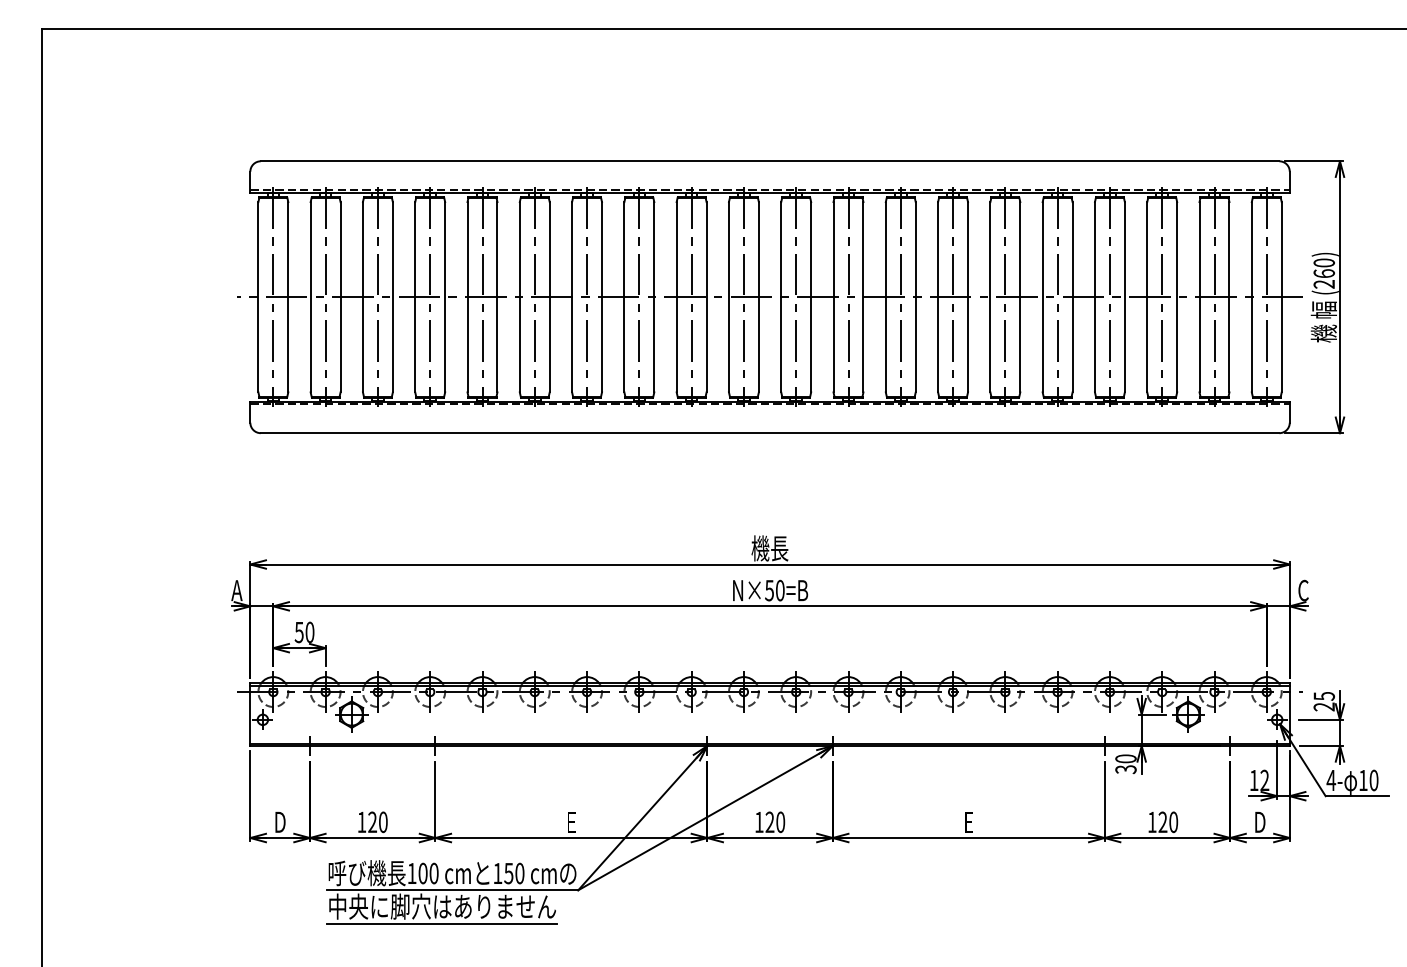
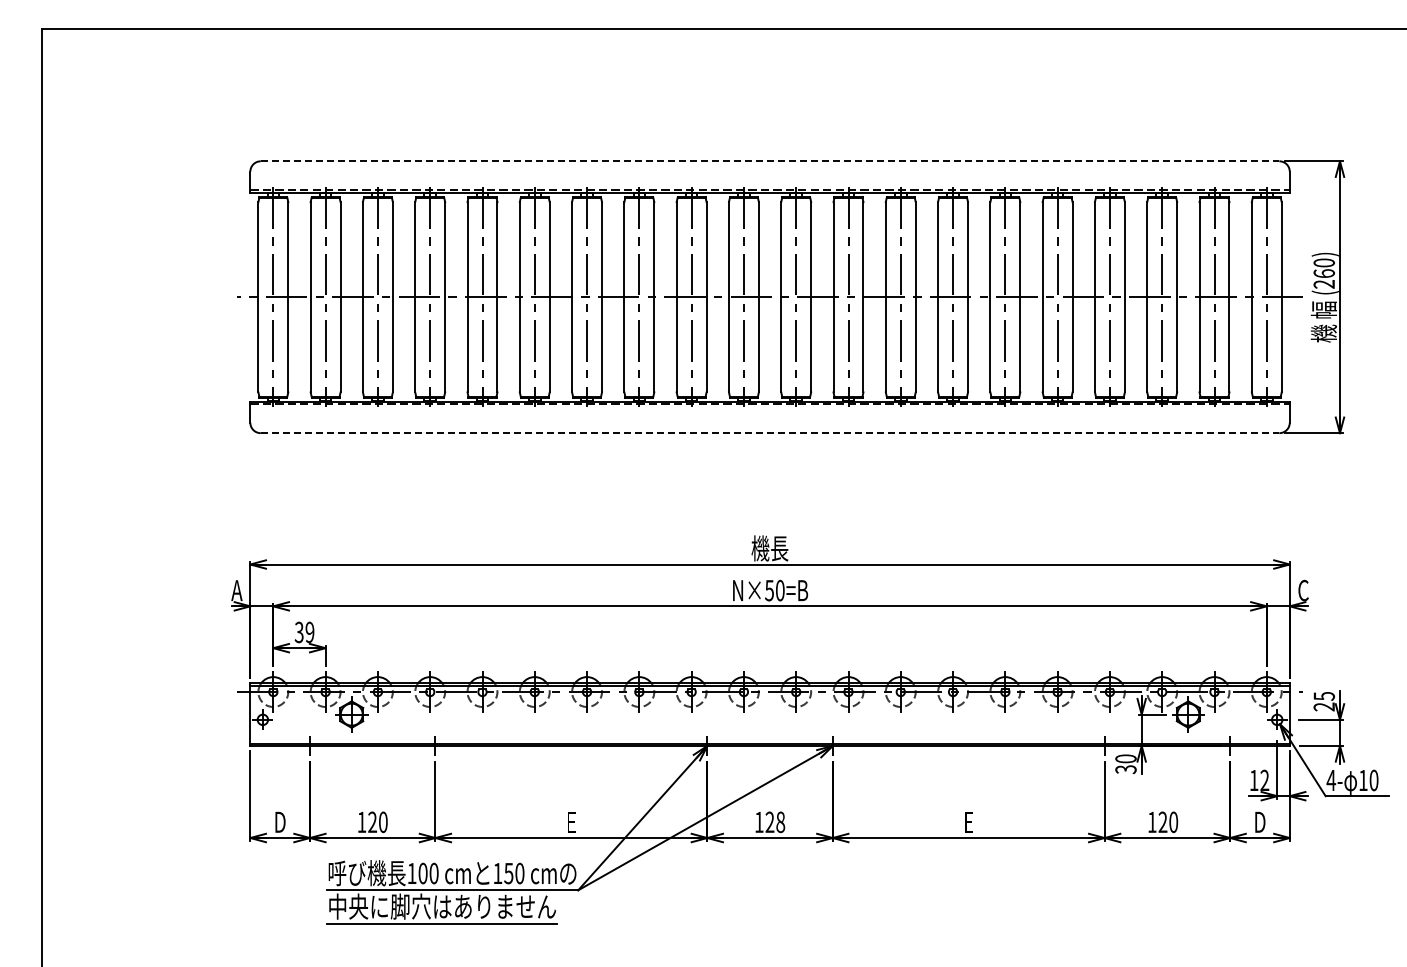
line: solid -> dashed (770, 161)
line: solid -> dashed (770, 433)
text: 50 -> 39 (304, 632)
text: 120 -> 128 (780, 822)
